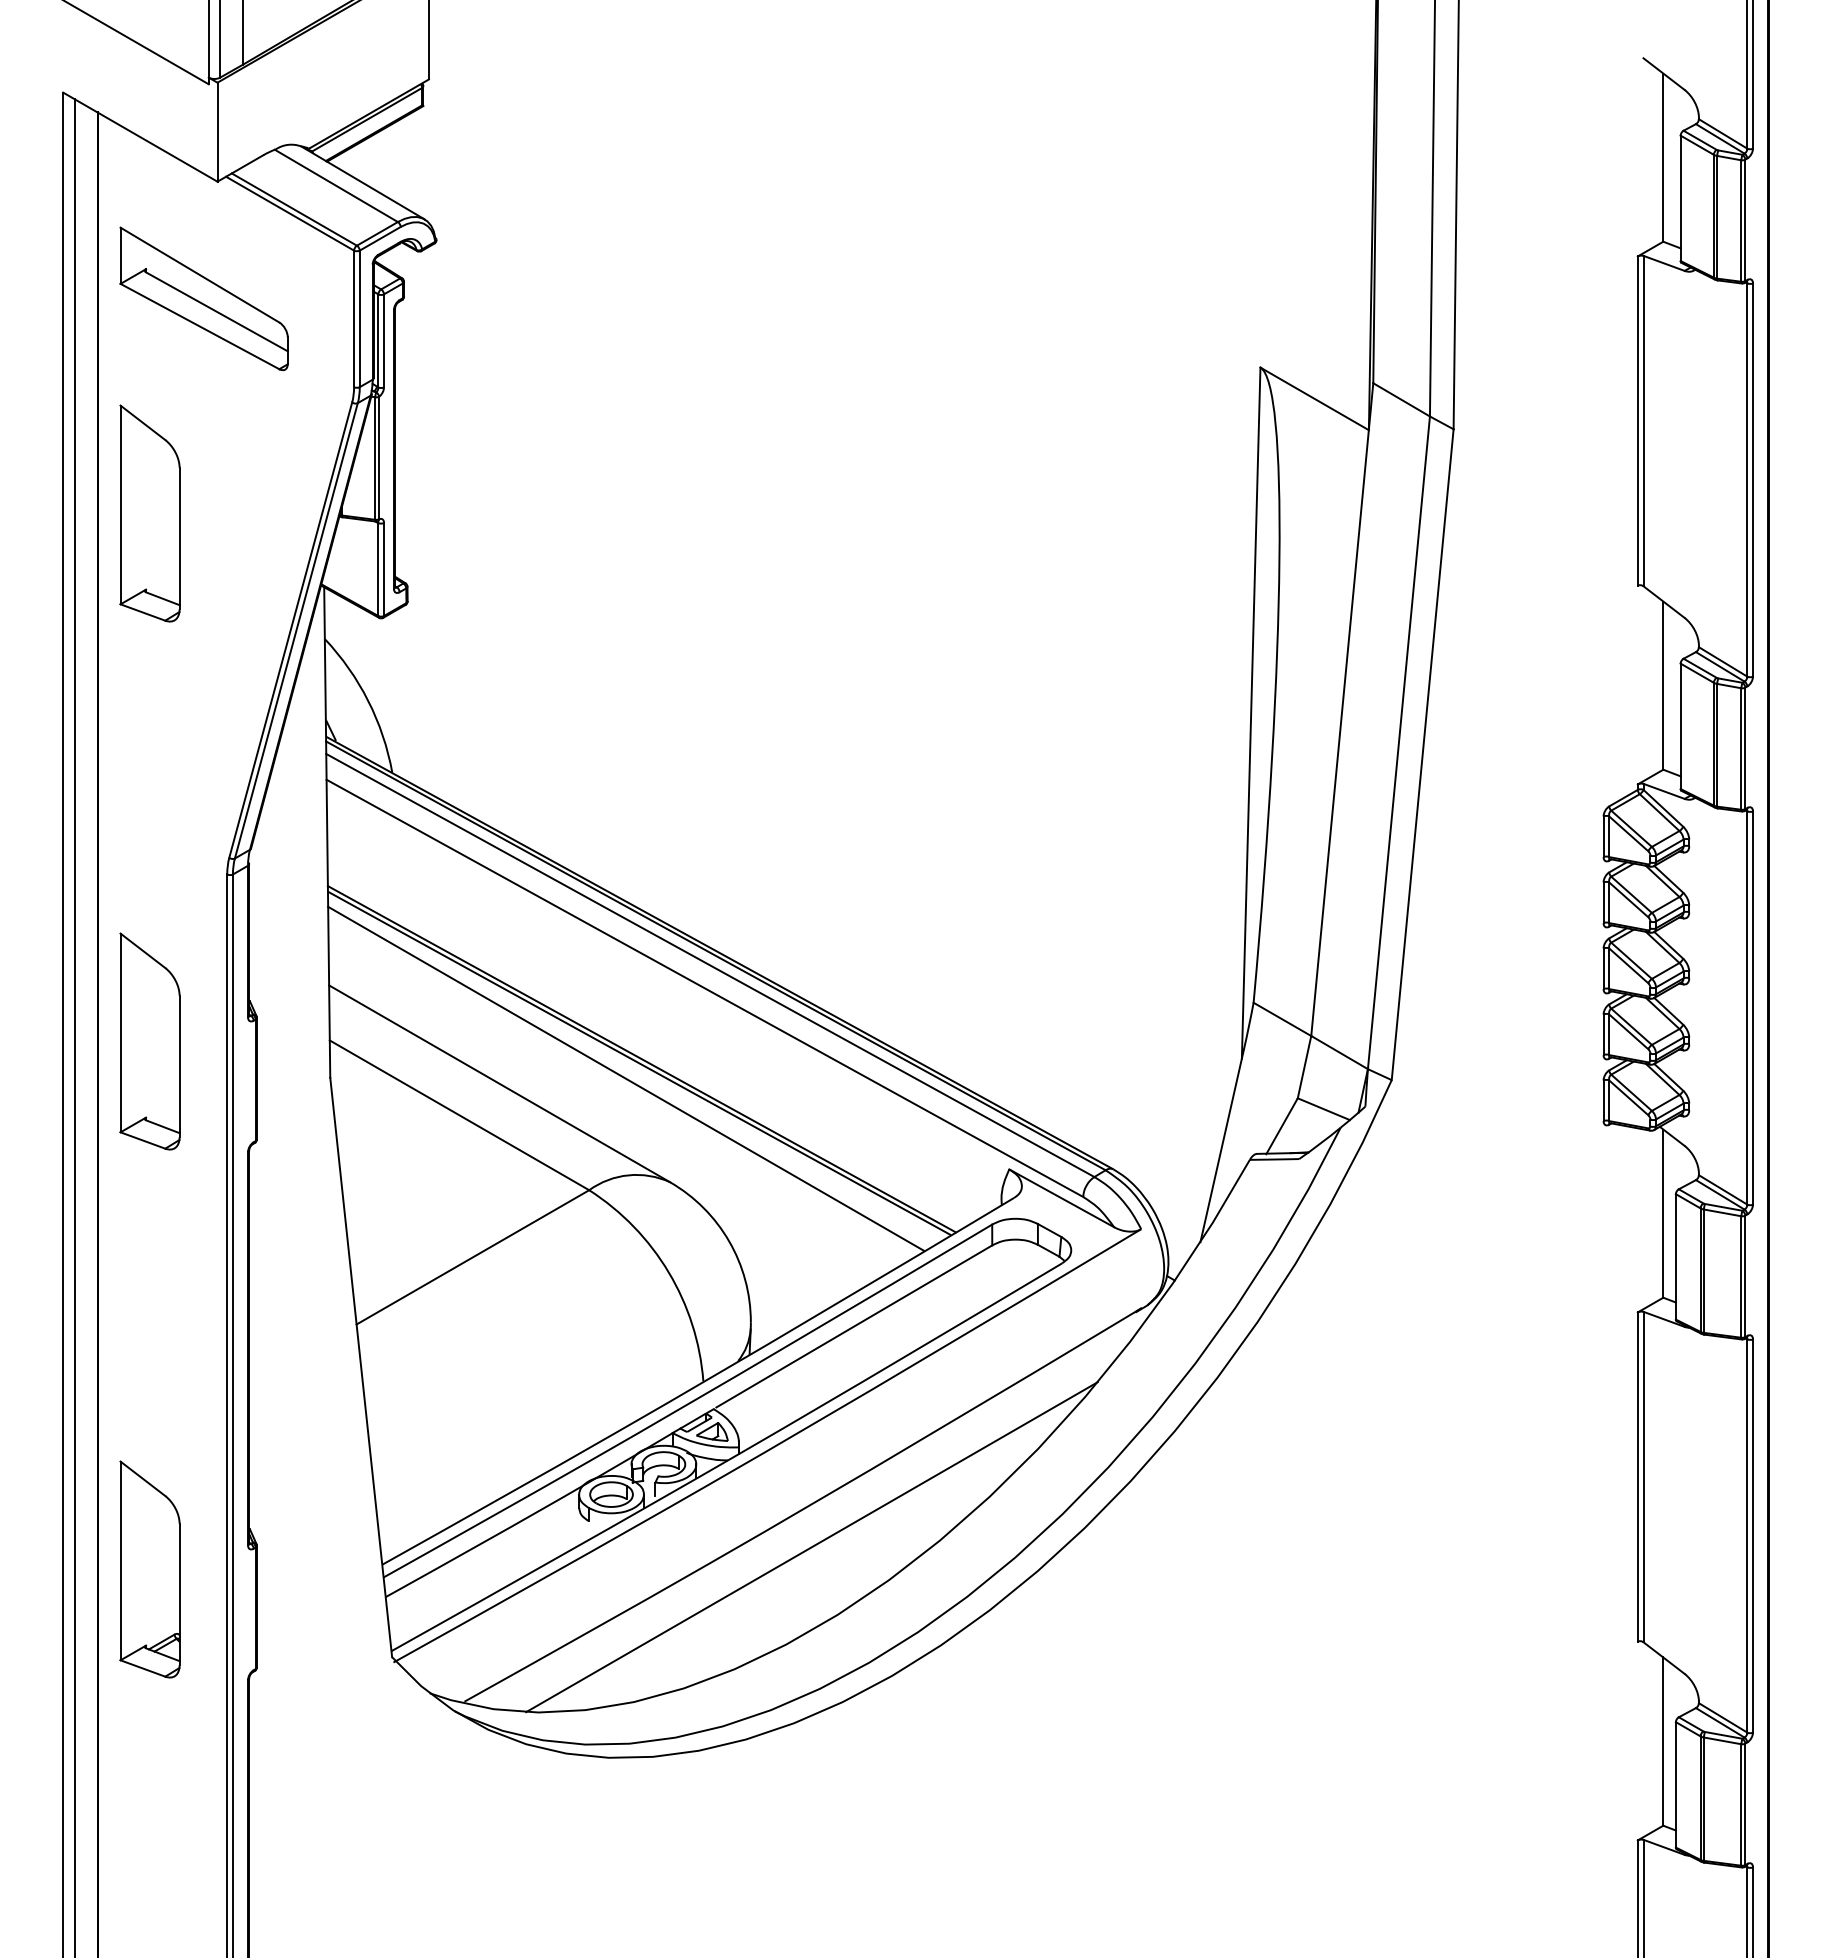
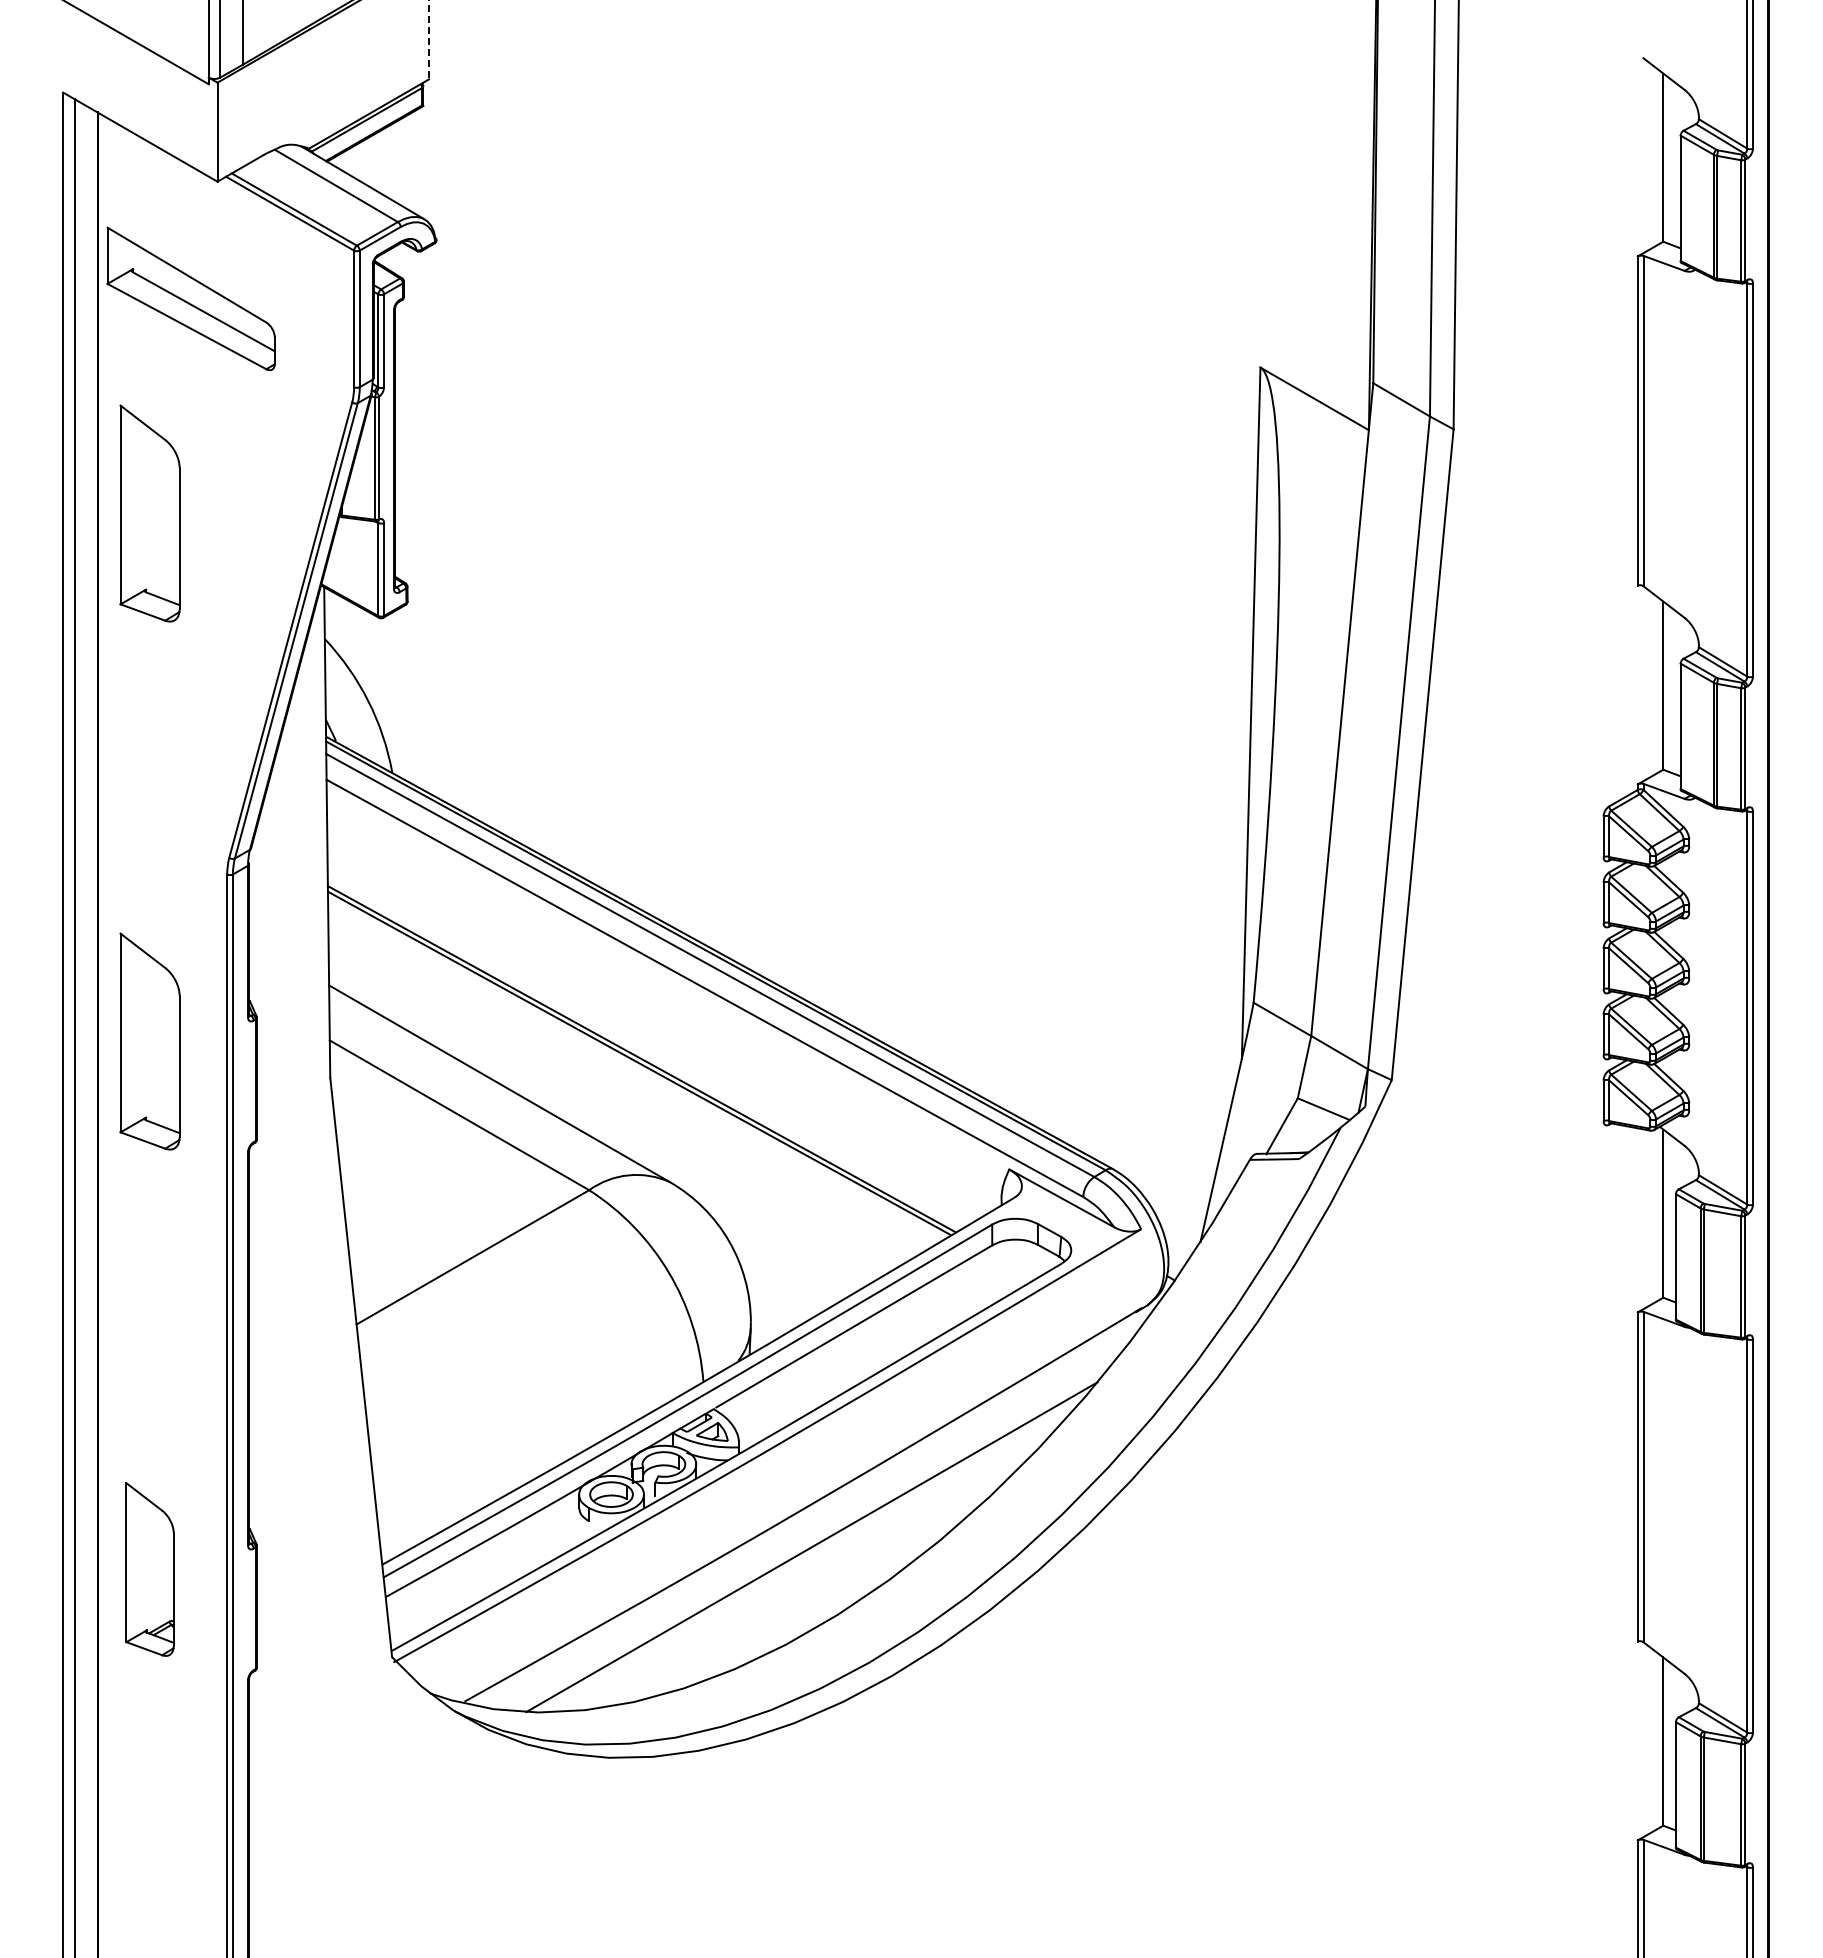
line: solid -> dashed (429, 40)
part position: (203, 298) -> (190, 298) (190, 298)
line: present -> none (626, 1078)
part size: 62x219 px -> 50x175 px (149, 1569)
